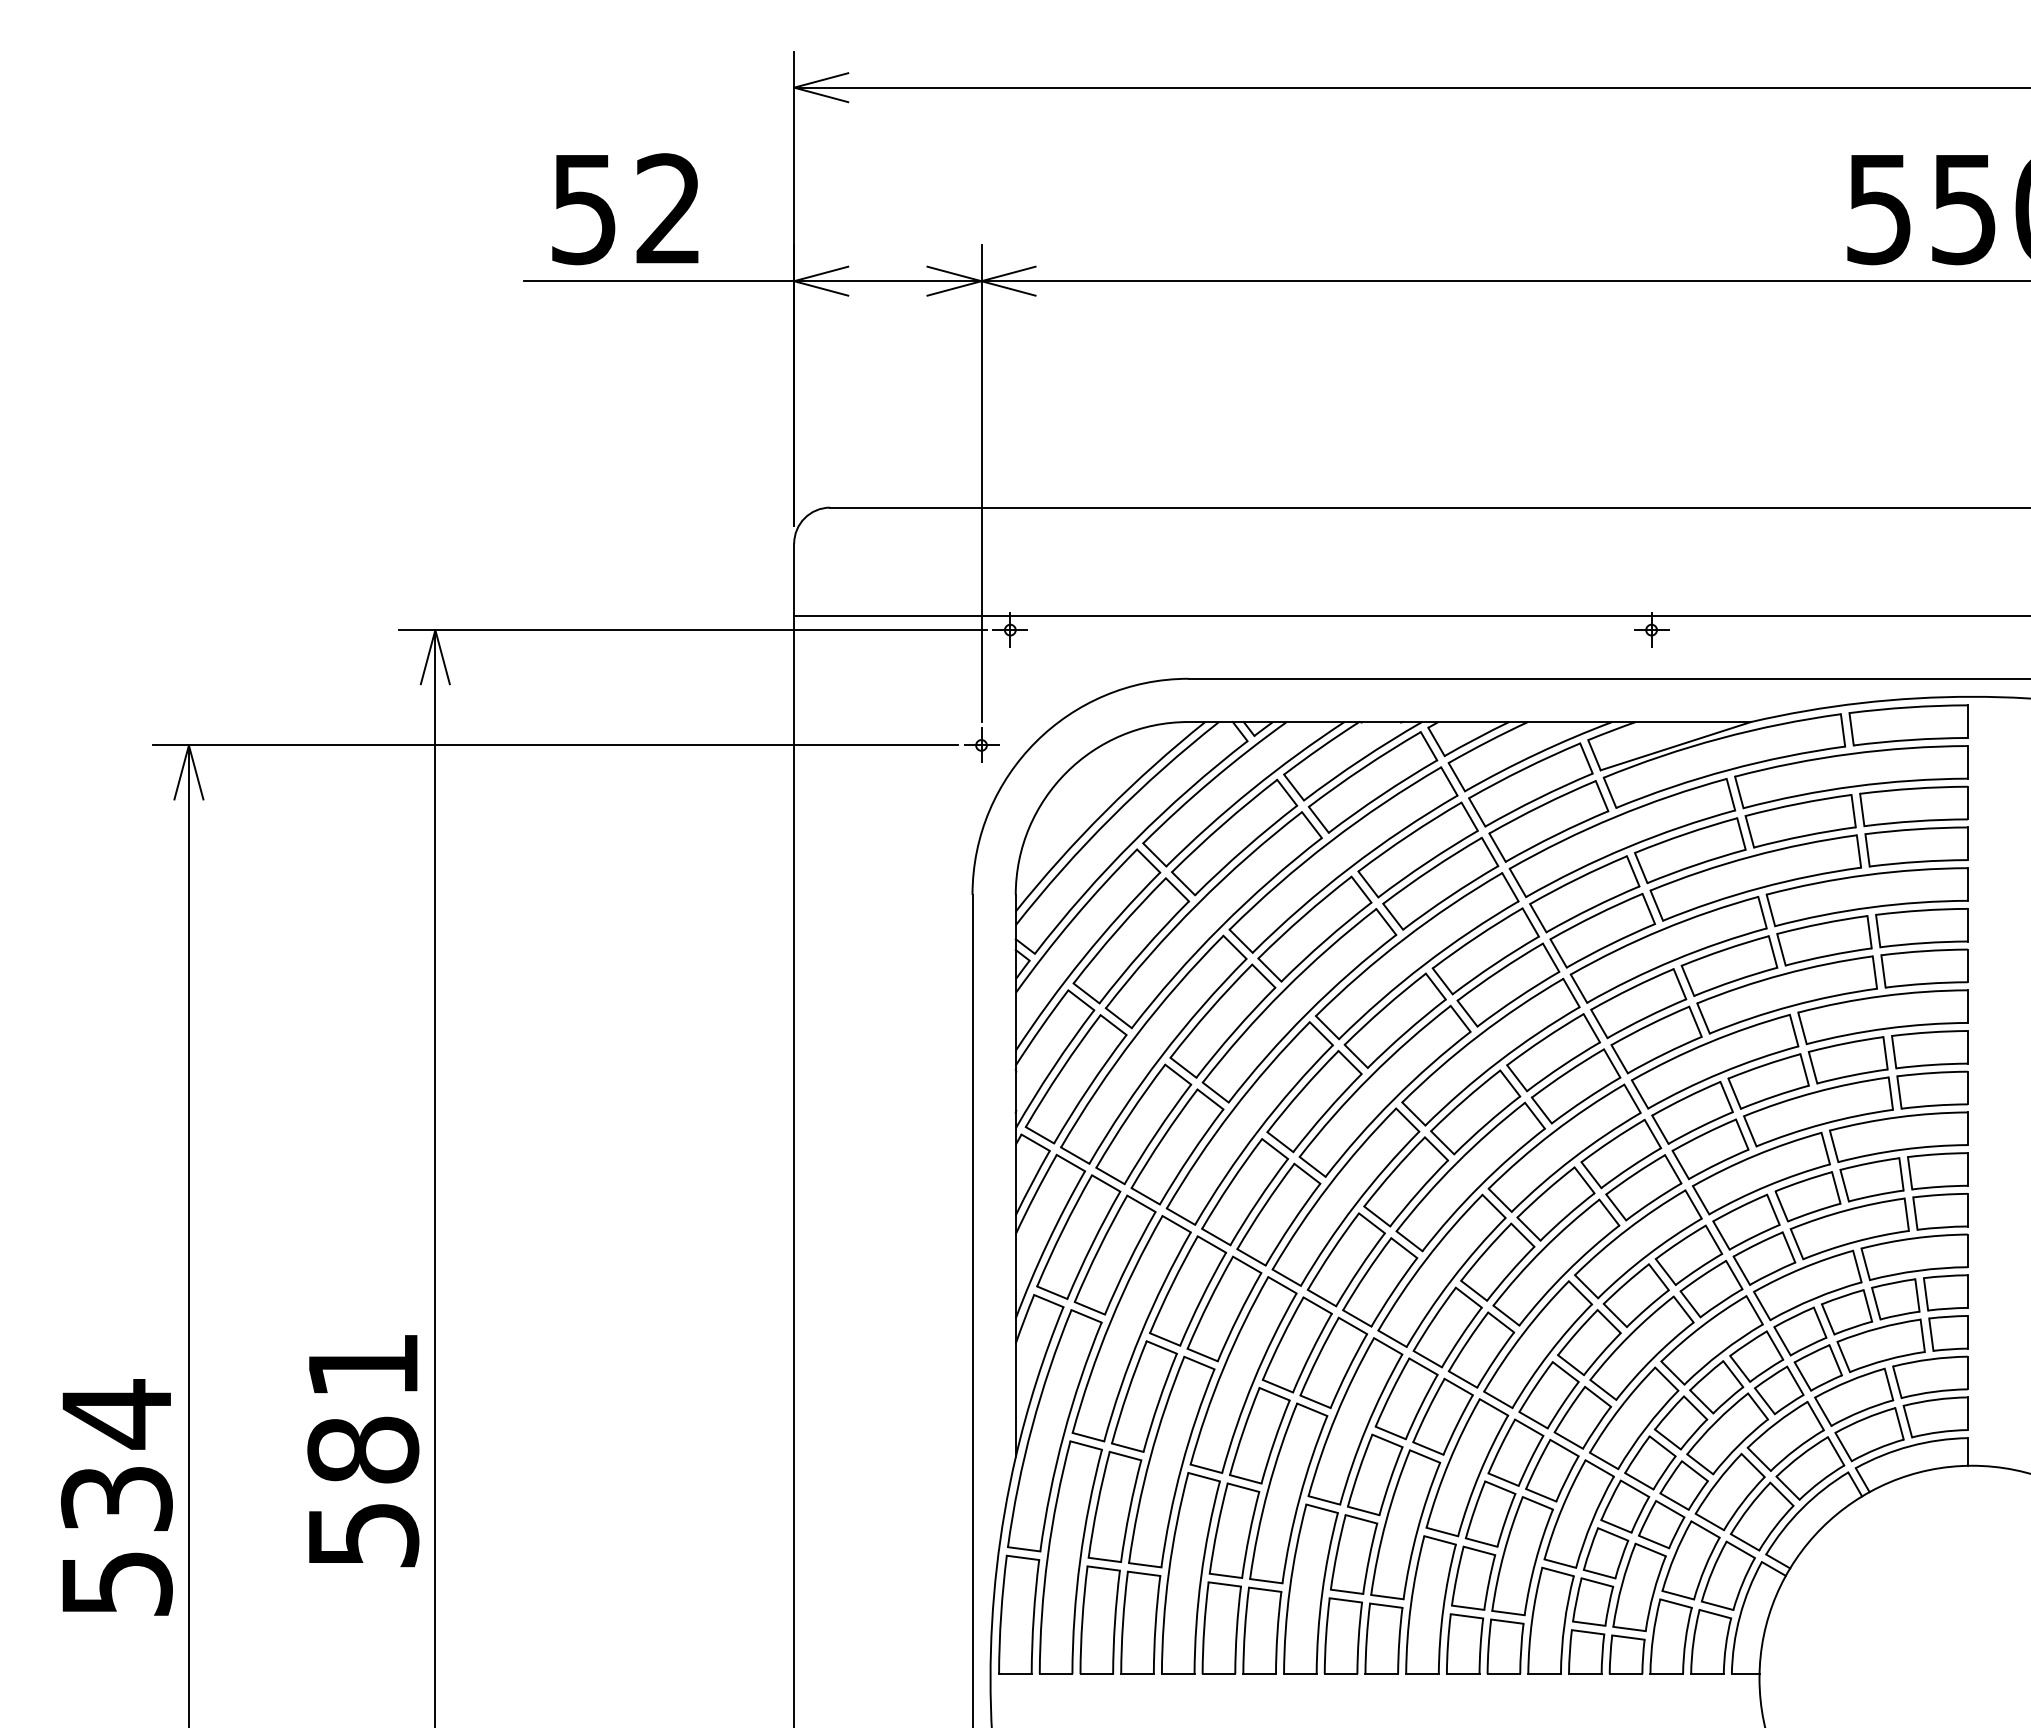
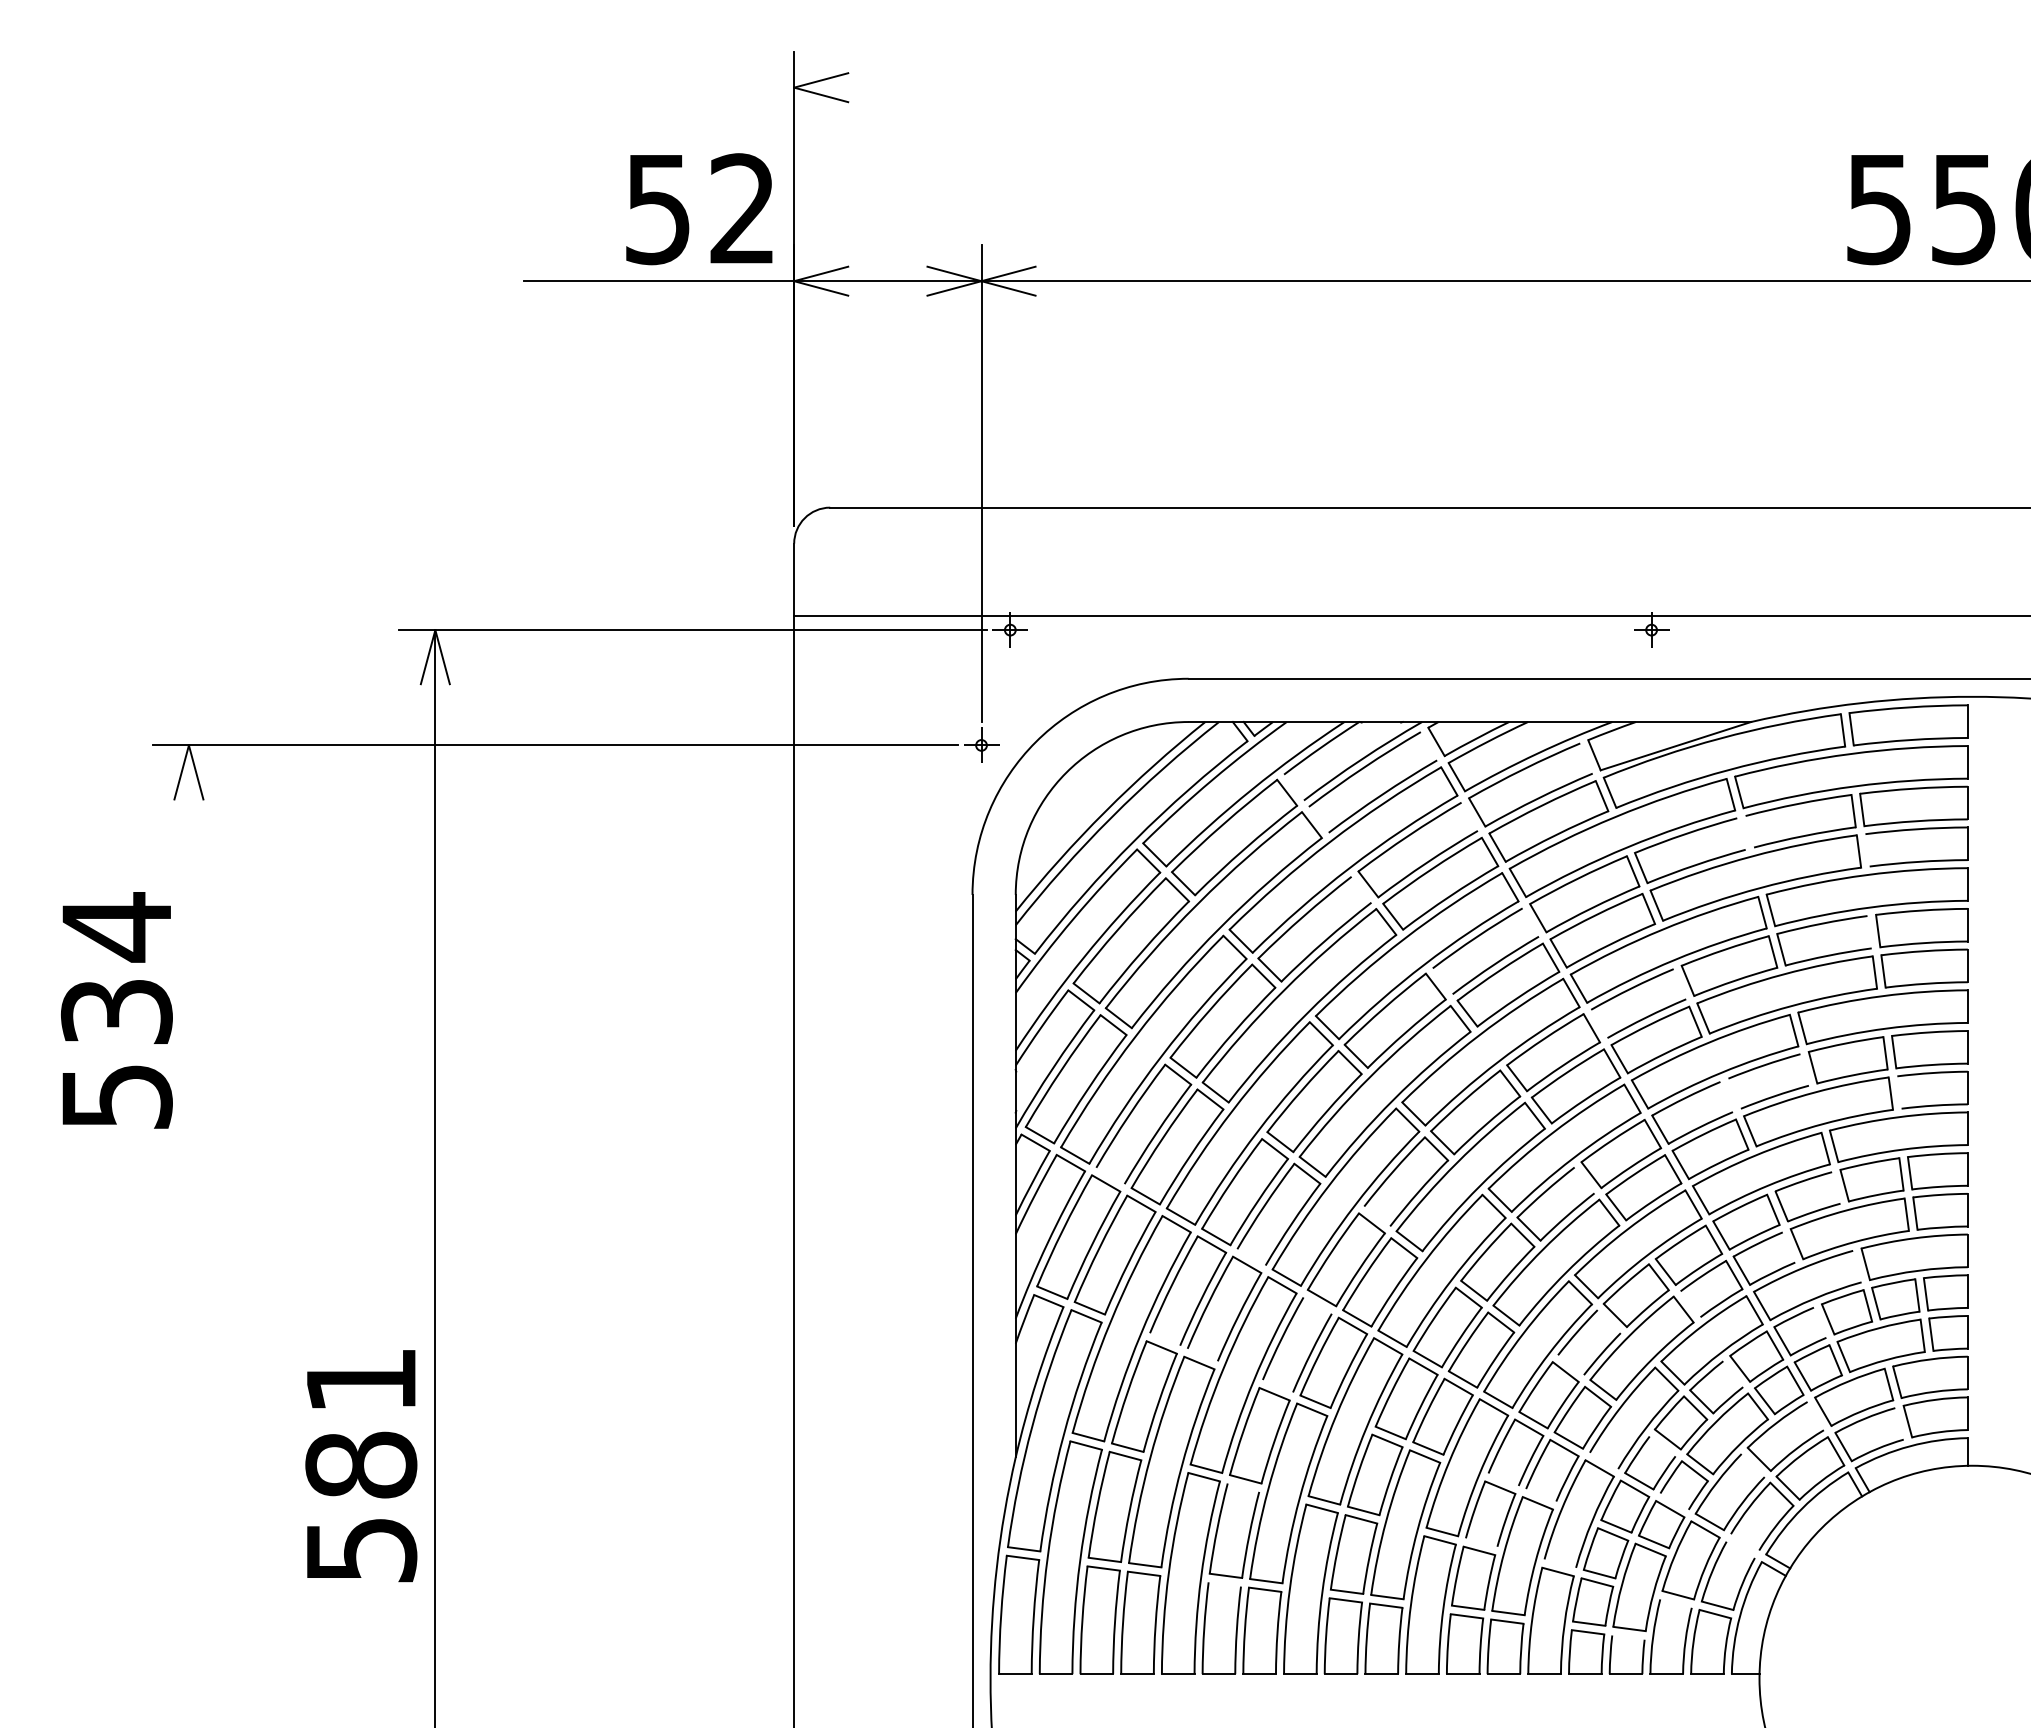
line: present -> none (1410, 87)
text position: (625, 209) -> (699, 209) (699, 209)
line: present -> none (1428, 746)
line: present -> none (1586, 758)
line: present -> none (1293, 787)
line: present -> none (1469, 816)
line: present -> none (1318, 819)
line: present -> none (1749, 831)
line: present -> none (1741, 833)
line: present -> none (1867, 850)
line: present -> none (1361, 889)
line: present -> none (1530, 922)
line: present -> none (1869, 932)
line: present -> none (1442, 981)
line: present -> none (1679, 984)
line: present -> none (1599, 1023)
line: present -> none (1804, 1069)
line: present -> none (1899, 1092)
line: present -> none (1734, 1093)
line: present -> none (1726, 1096)
line: present -> none (1110, 1175)
line: present -> none (1584, 1180)
line: present -> none (1836, 1187)
line: present -> none (1377, 1216)
line: present -> none (188, 1234)
line: present -> none (1788, 1247)
line: present -> none (1251, 1257)
line: present -> none (1857, 1266)
line: present -> none (1690, 1304)
line: present -> none (1317, 1305)
line: present -> none (1608, 1321)
line: present -> none (1819, 1322)
line: present -> none (1165, 1339)
line: present -> none (1202, 1354)
line: present -> none (1570, 1365)
line: present -> none (1733, 1374)
line: present -> none (1277, 1385)
line: present -> none (1815, 1415)
line: present -> none (1899, 1423)
line: present -> none (1662, 1446)
text position: (363, 1451) -> (361, 1466) (361, 1466)
line: present -> none (1603, 1460)
line: present -> none (1752, 1465)
line: present -> none (1503, 1479)
line: present -> none (1243, 1487)
line: present -> none (1541, 1495)
text position: (116, 1497) -> (116, 1010) (116, 1010)
line: present -> none (1674, 1501)
line: present -> none (1481, 1542)
line: present -> none (1744, 1542)
line: present -> none (1740, 1549)
line: present -> none (1560, 1563)
line: present -> none (1224, 1584)
line: present -> none (1675, 1603)
line: present -> none (1628, 1637)
